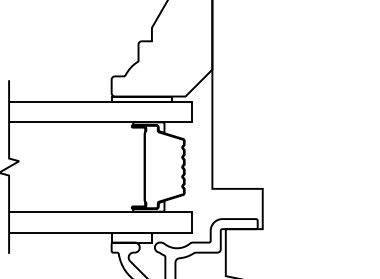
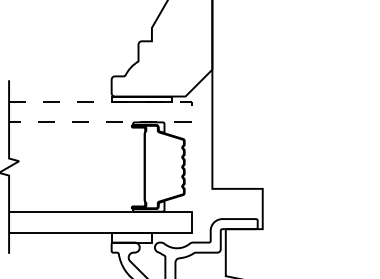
line: solid -> dashed (192, 112)
